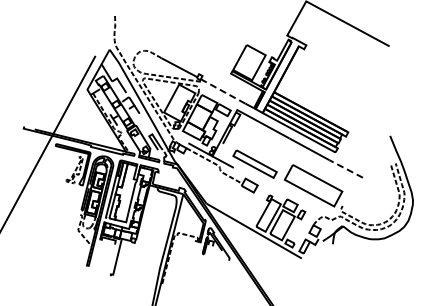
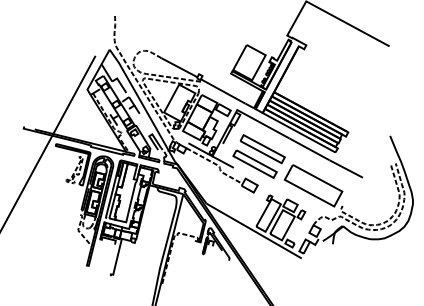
line: dashed -> solid (222, 91)
part: none -> present (262, 149)
line: dashed -> solid (346, 168)
